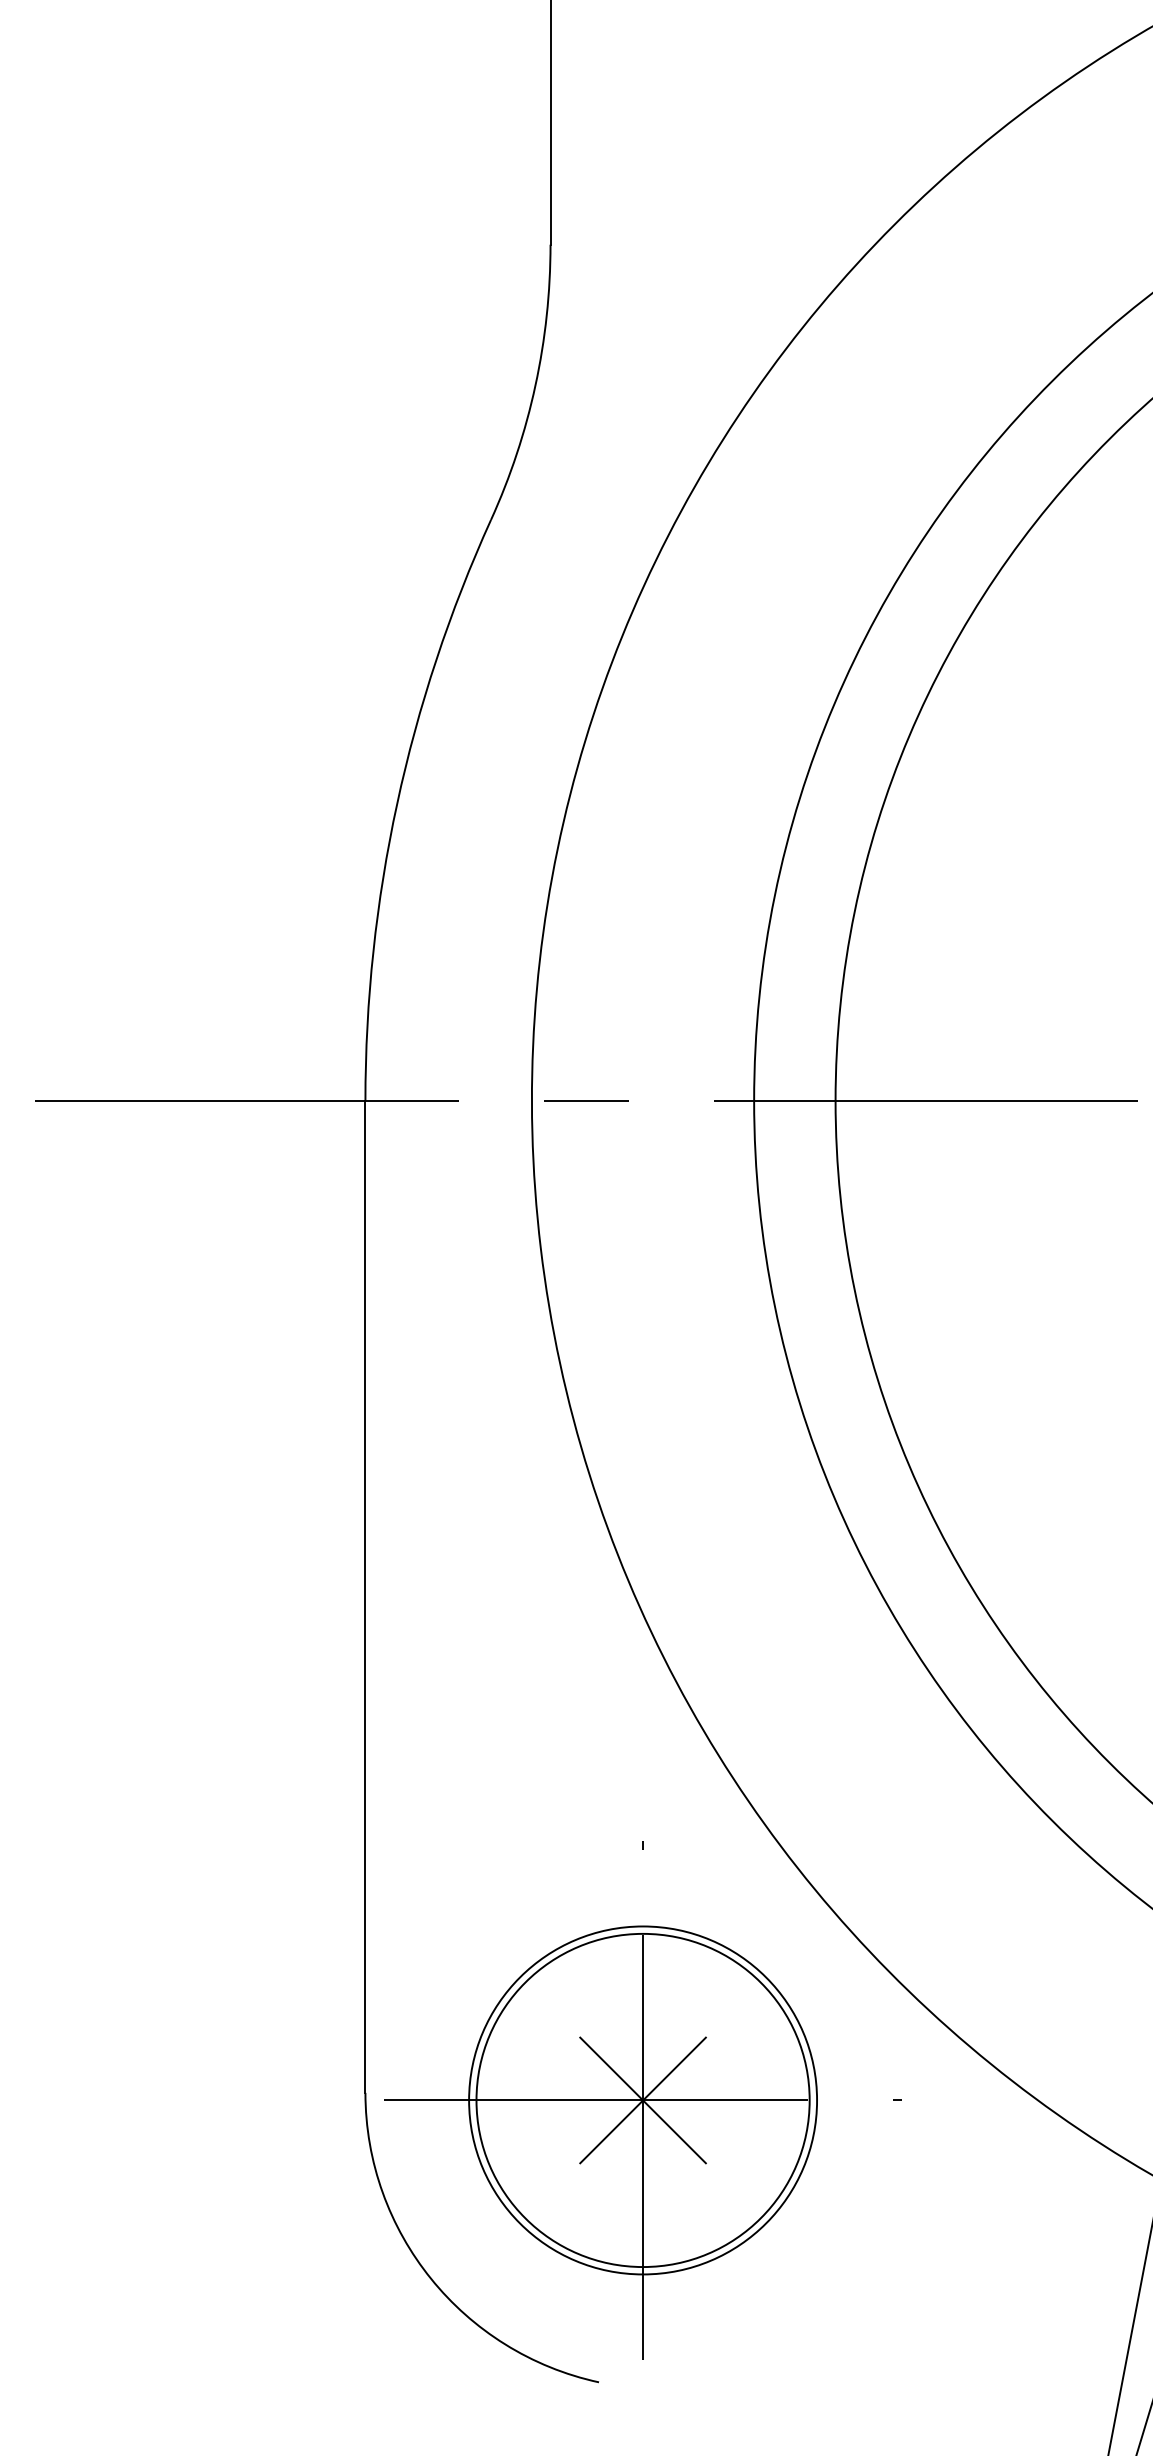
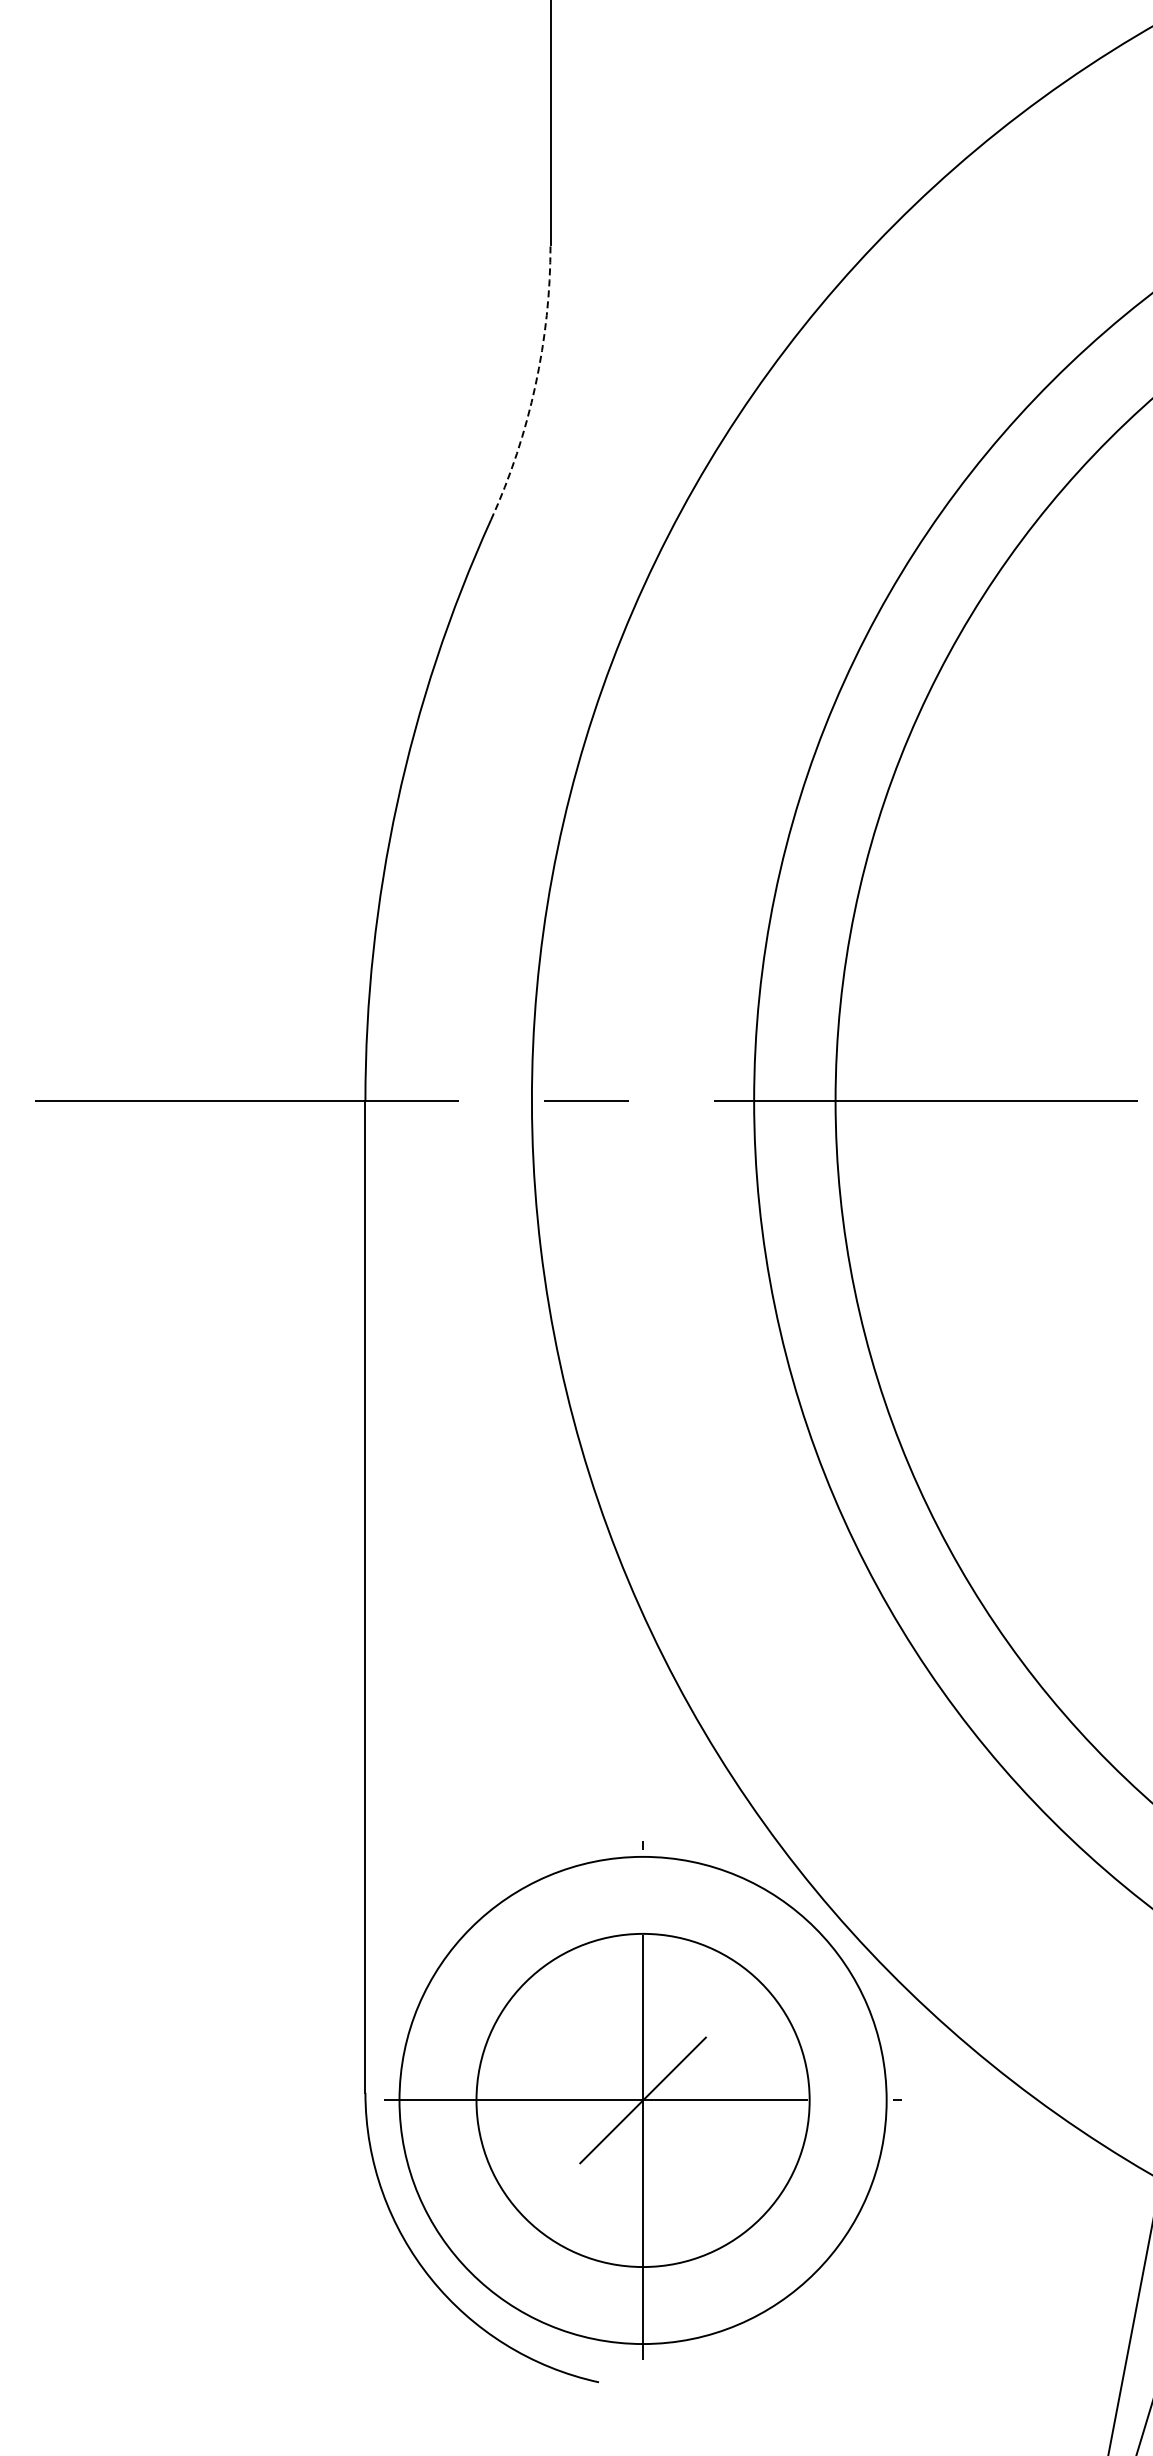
arc: solid -> dashed (535, 385)
line: present -> none (642, 2100)
circle diameter: 348 px -> 487 px (642, 2100)
